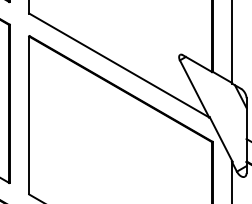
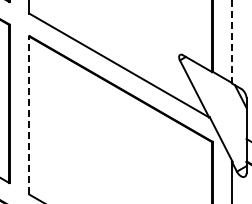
line: solid -> dashed (232, 41)
line: solid -> dashed (29, 115)
